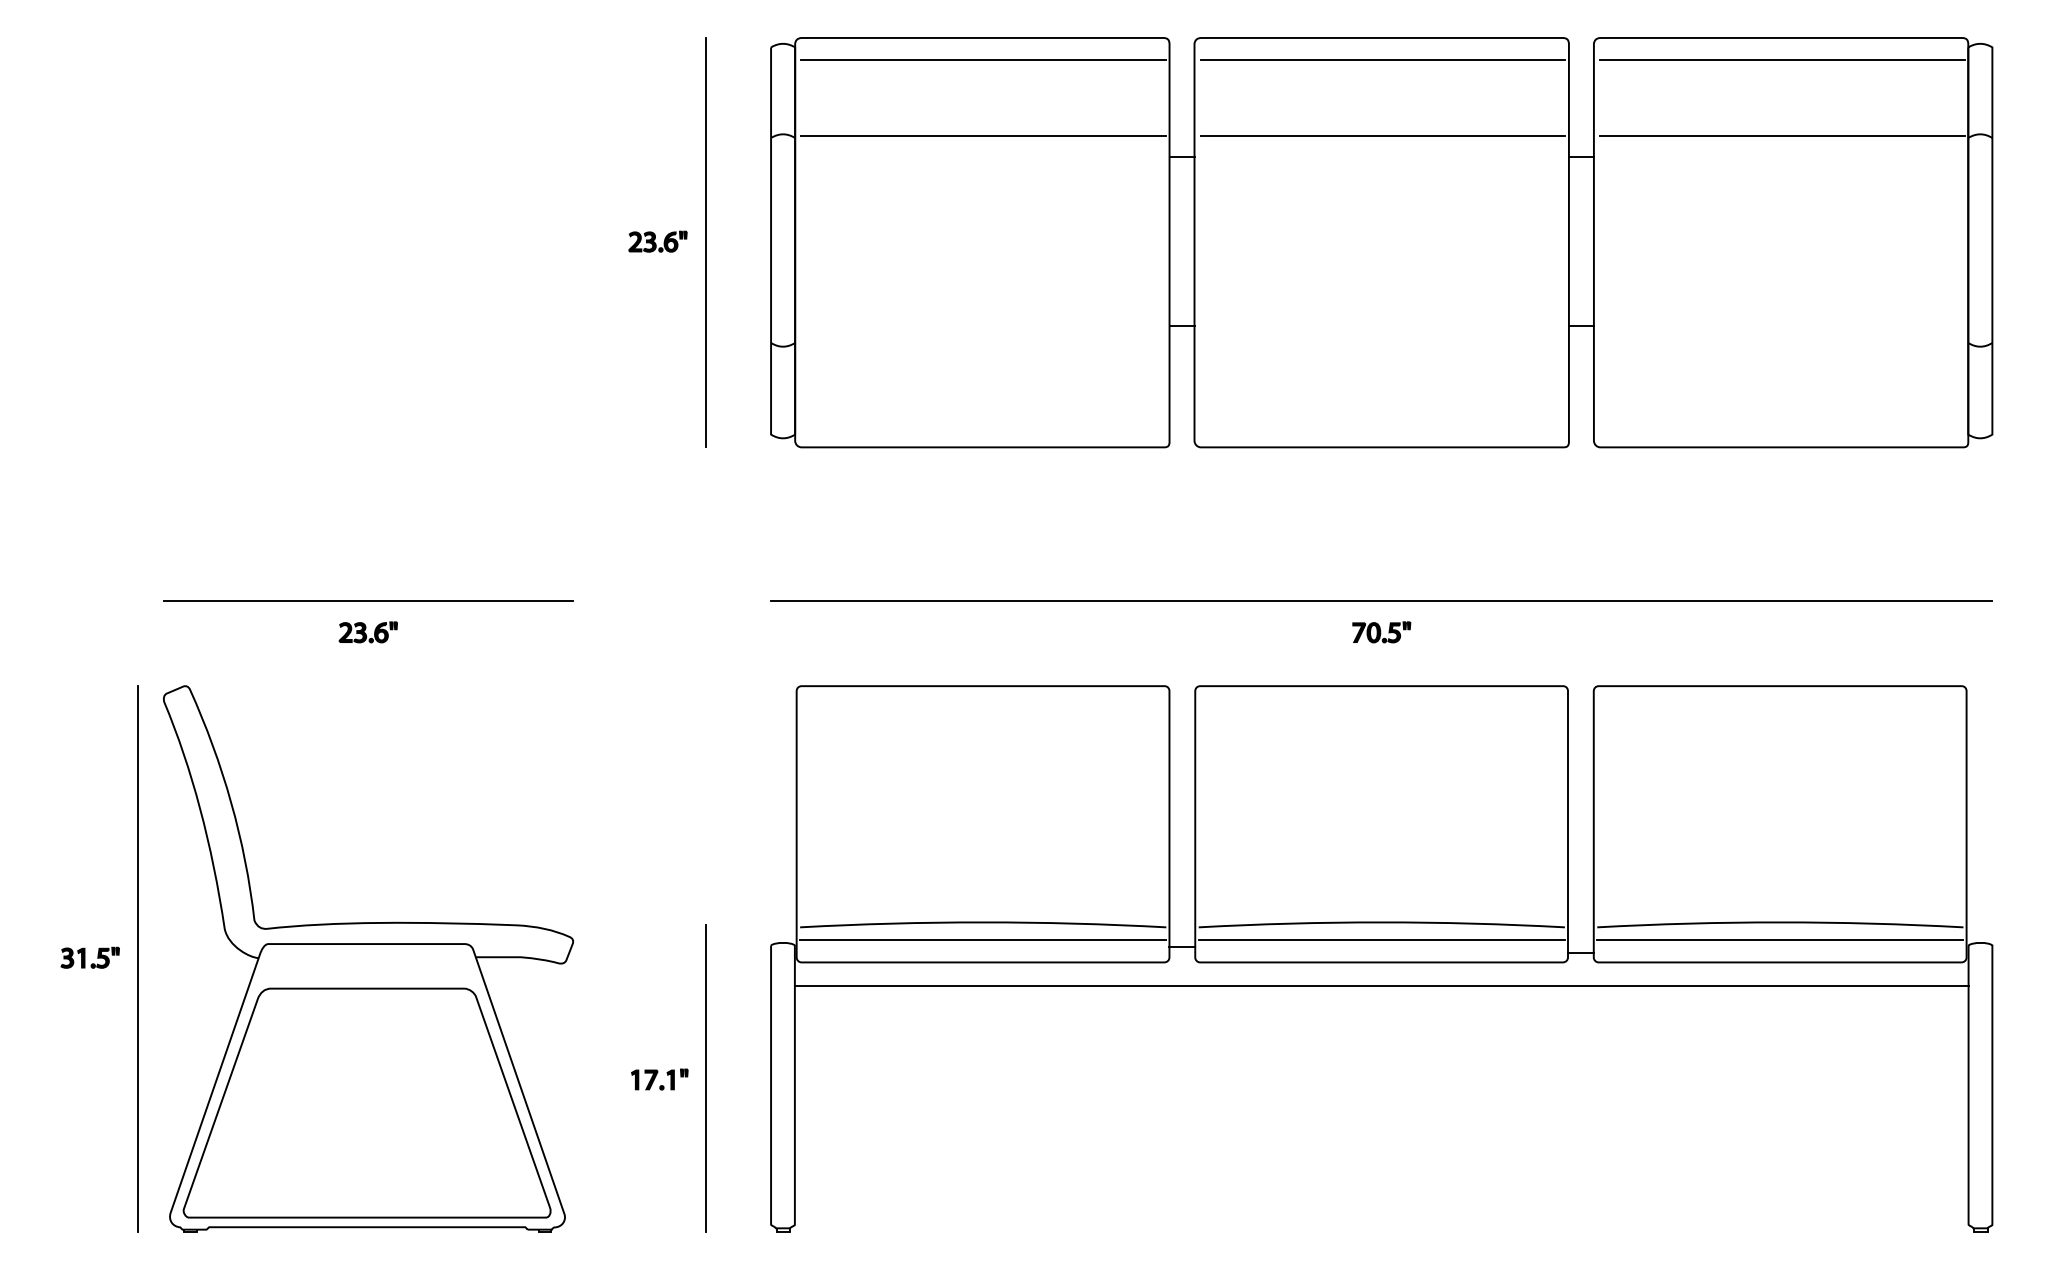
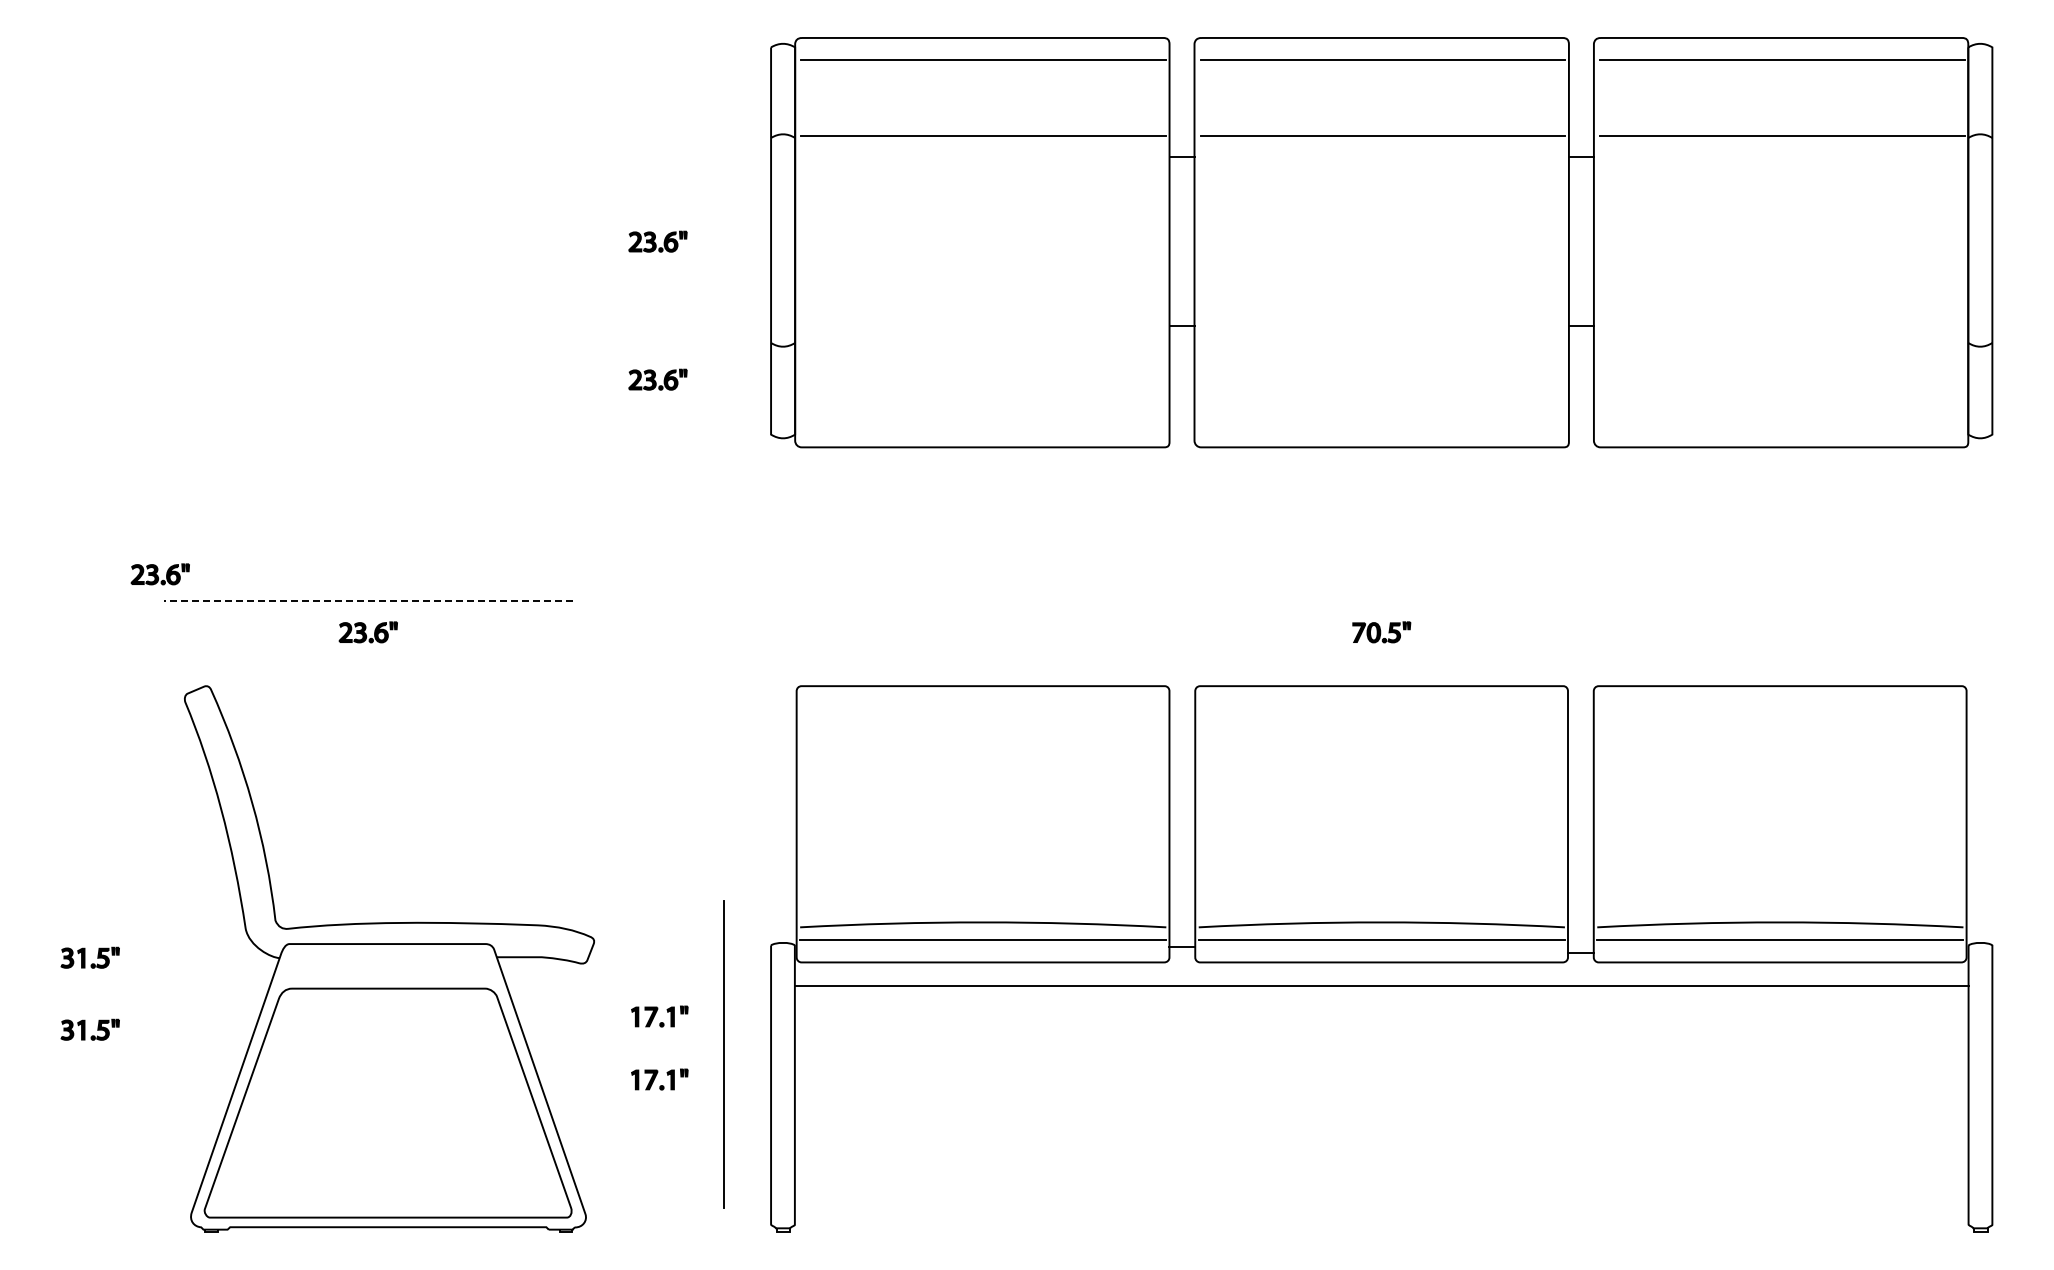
line: present -> none (706, 242)
part: none -> present (657, 379)
part: none -> present (159, 574)
line: solid -> dashed (368, 600)
line: present -> none (1381, 600)
part position: (368, 958) -> (389, 958) (389, 958)
line: present -> none (137, 959)
part: none -> present (659, 1016)
part: none -> present (89, 1029)
line position: (705, 1078) -> (723, 1054) (723, 1054)
